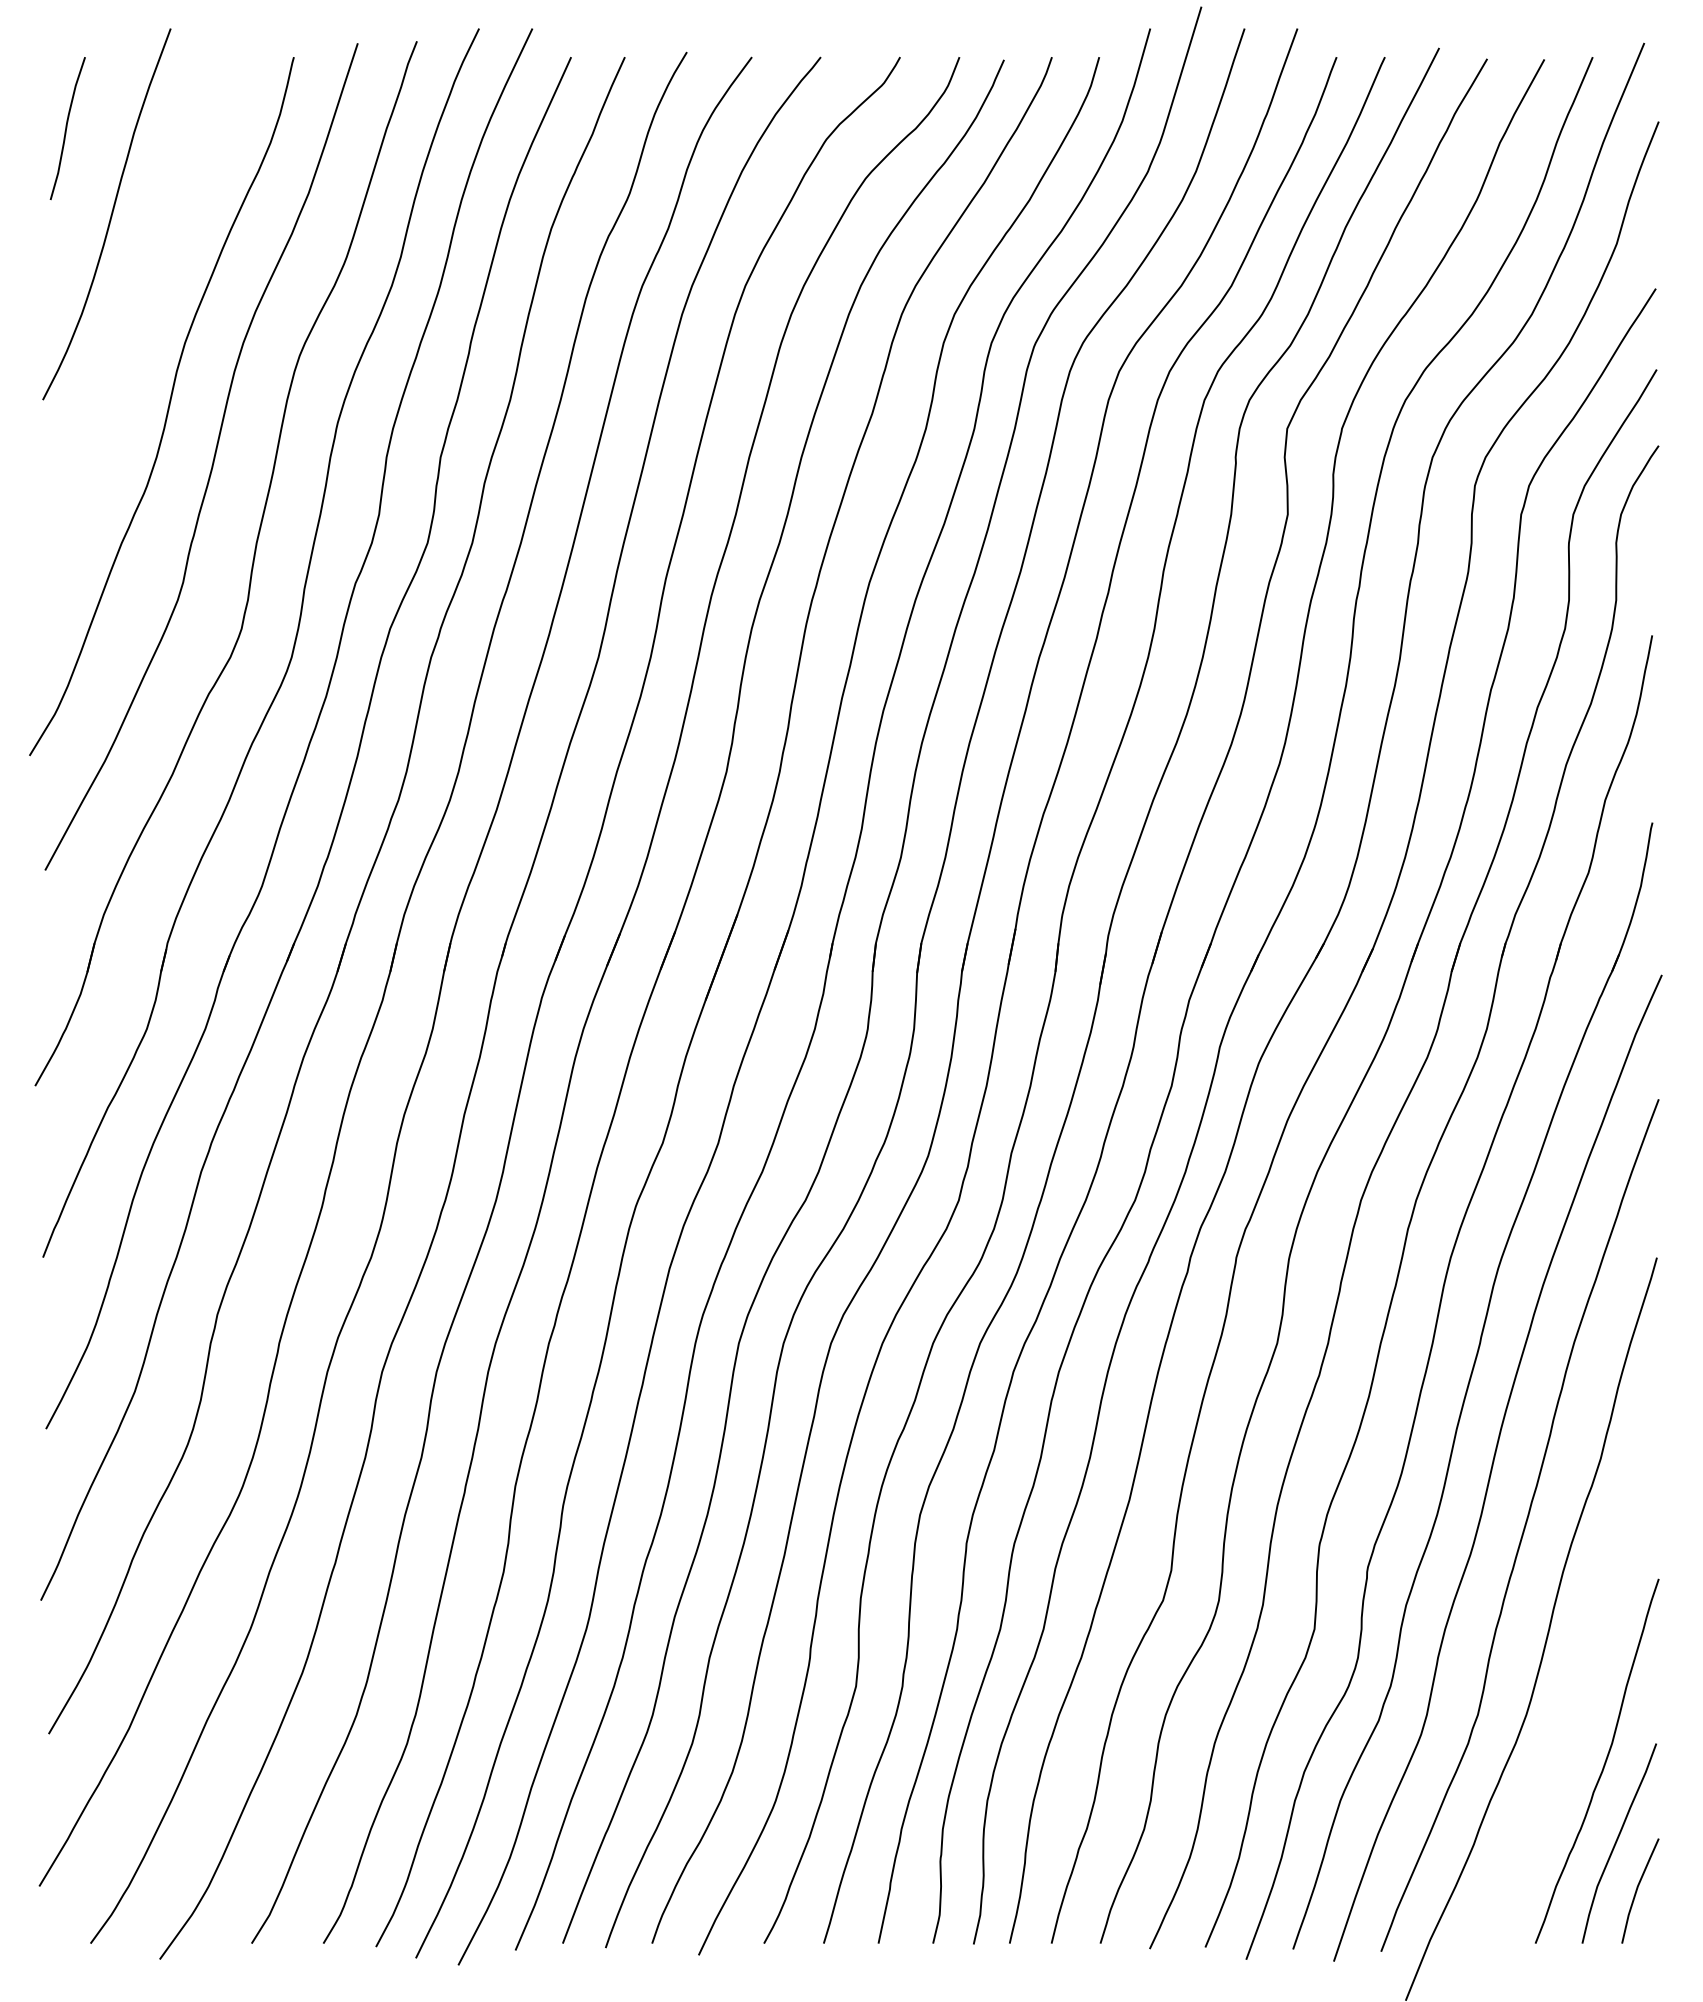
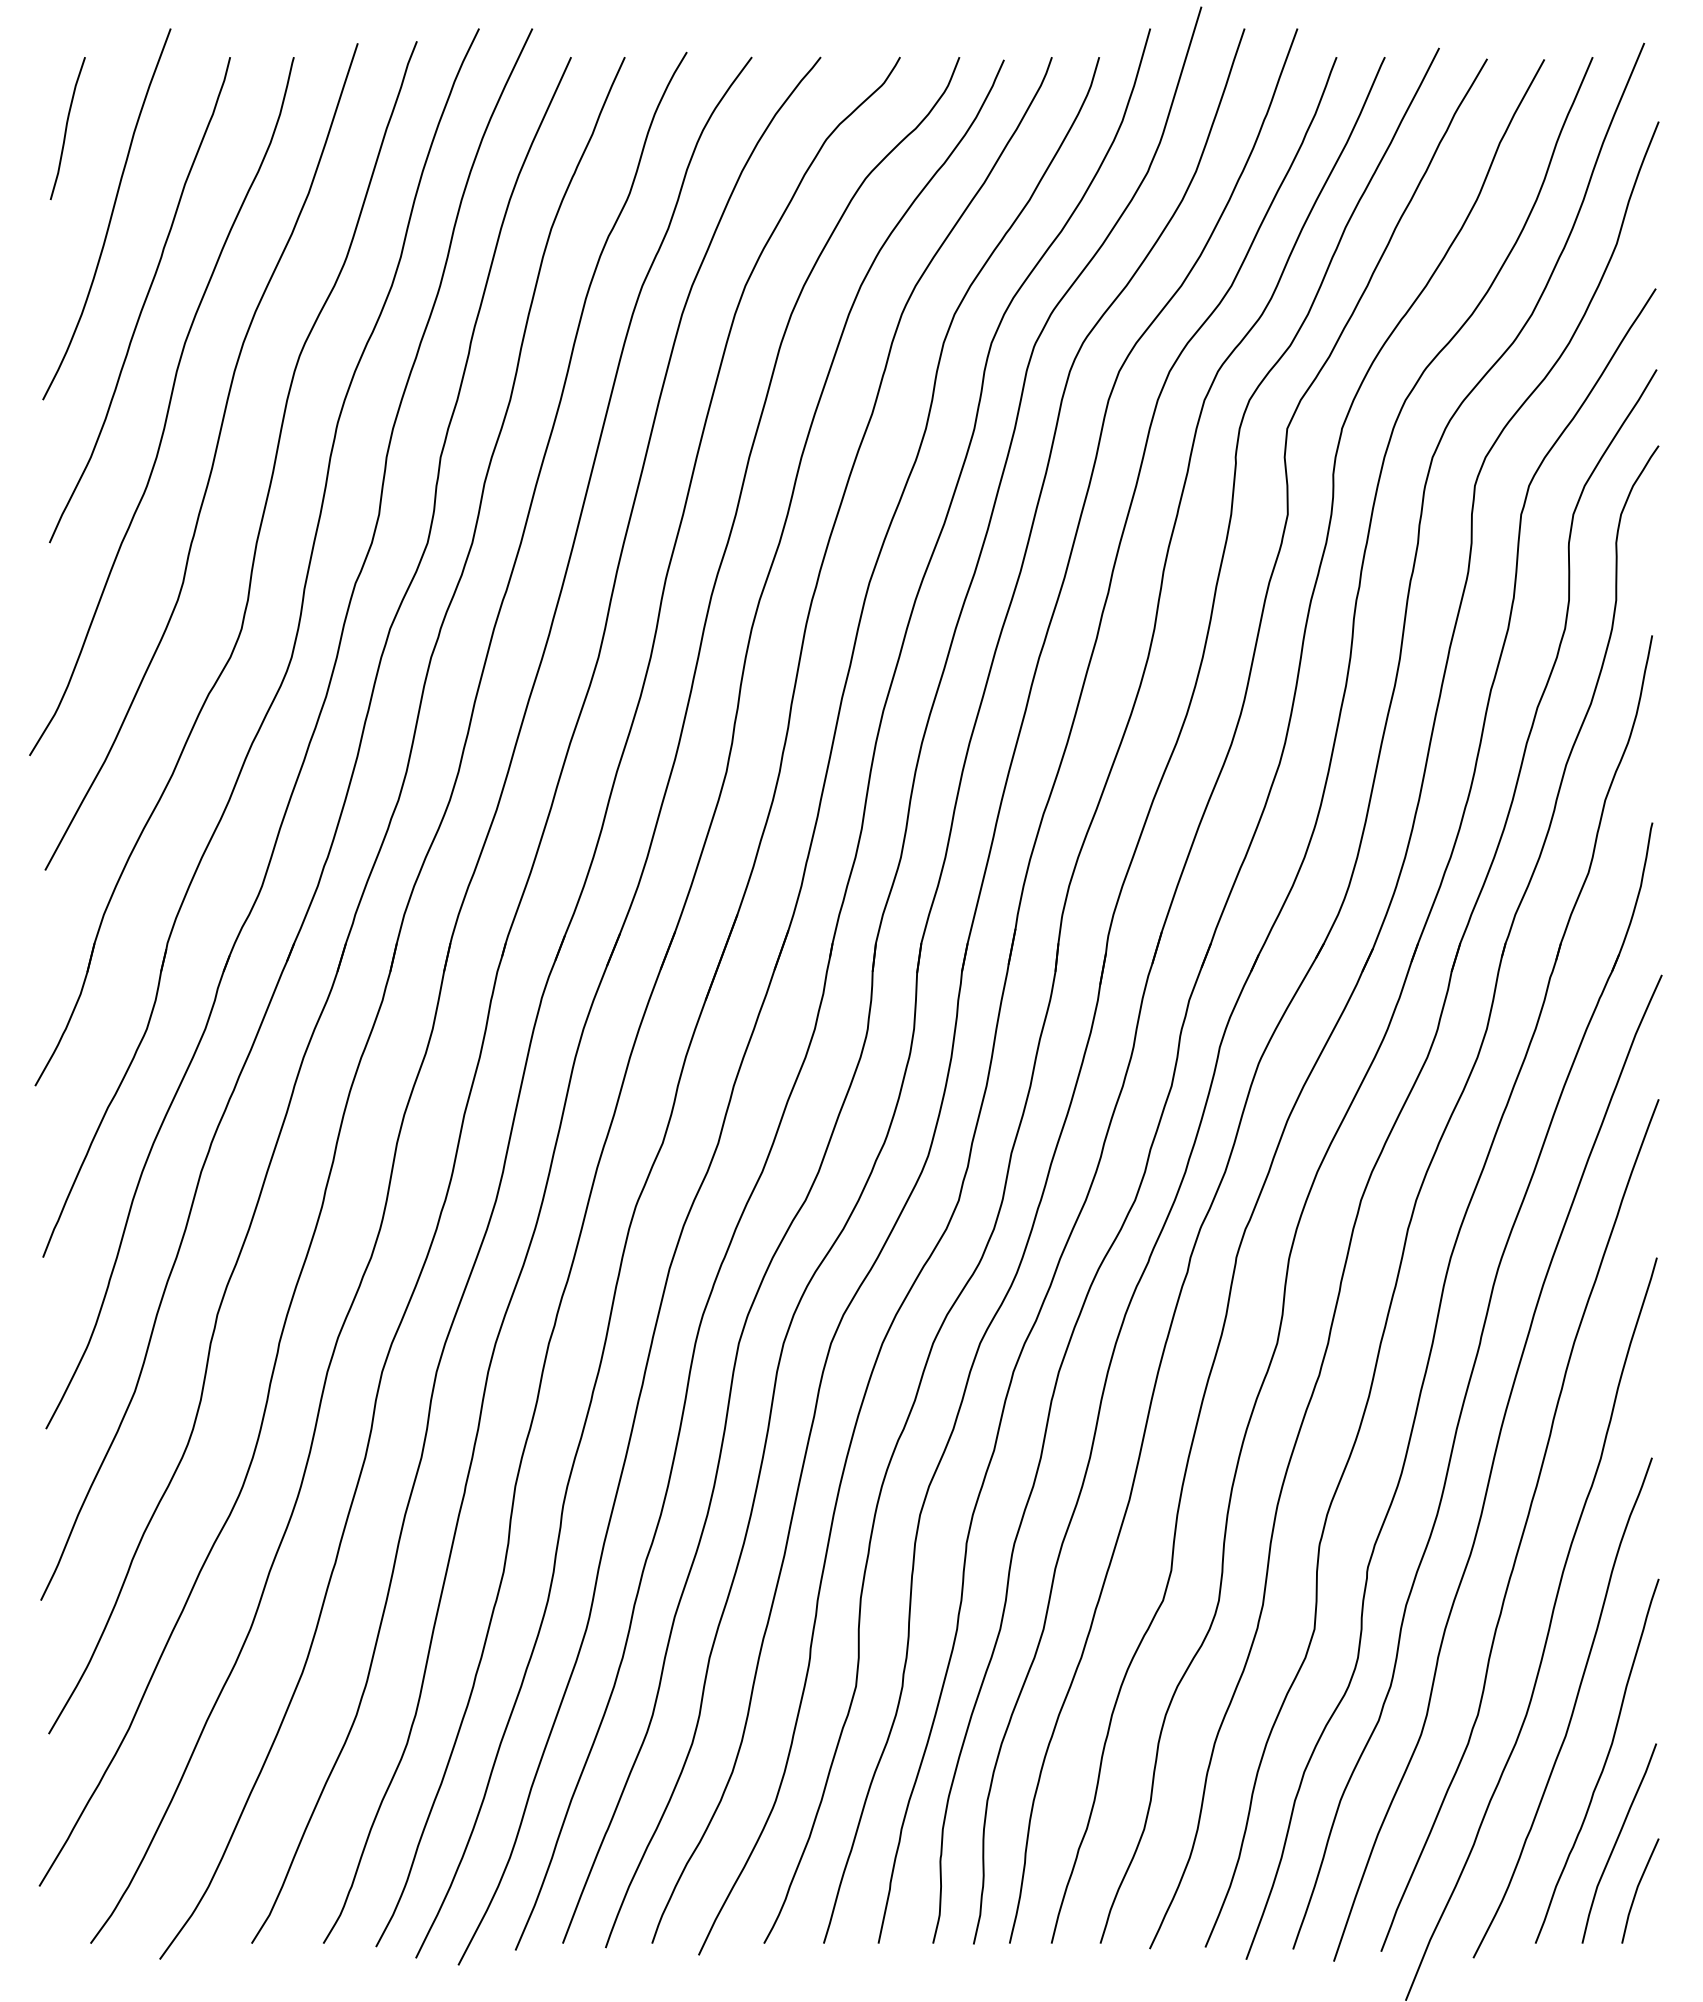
curve: none -> present (143, 302)
curve: none -> present (1572, 1709)
